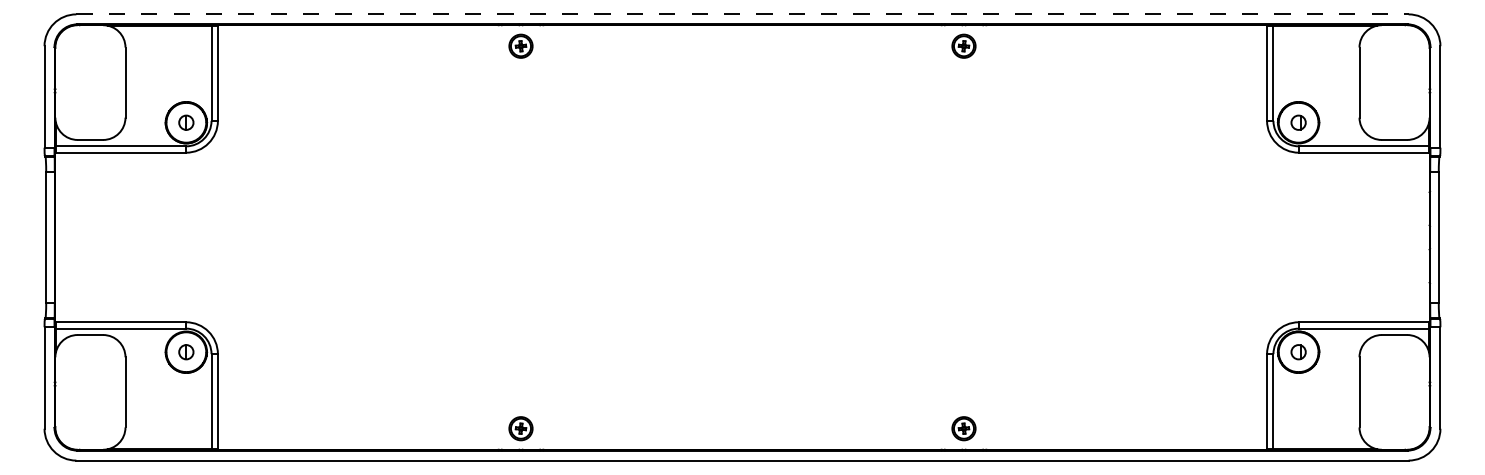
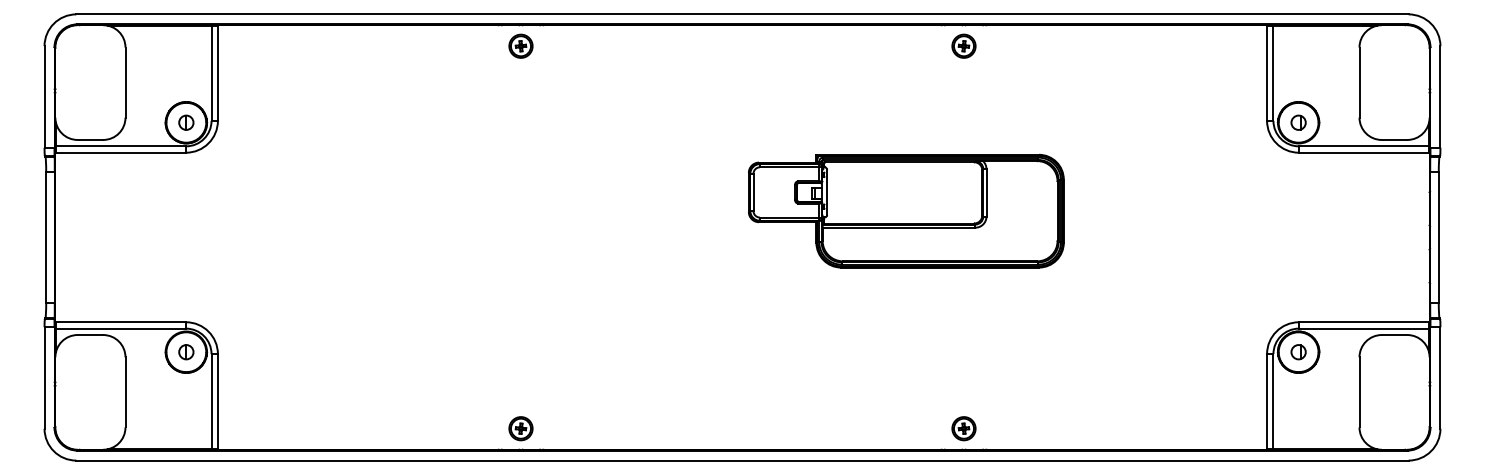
line: dashed -> solid (742, 14)
part: none -> present (906, 210)
